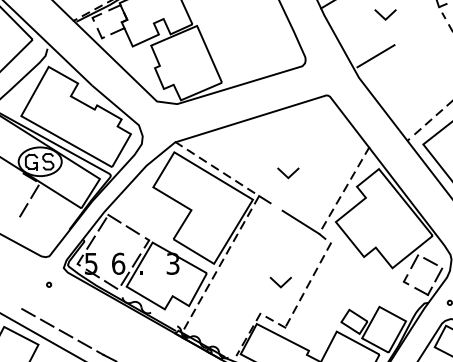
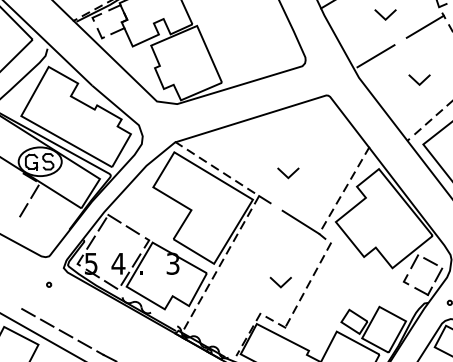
line: none -> present (424, 26)
line: none -> present (417, 81)
text: 6 -> 4 (118, 263)
